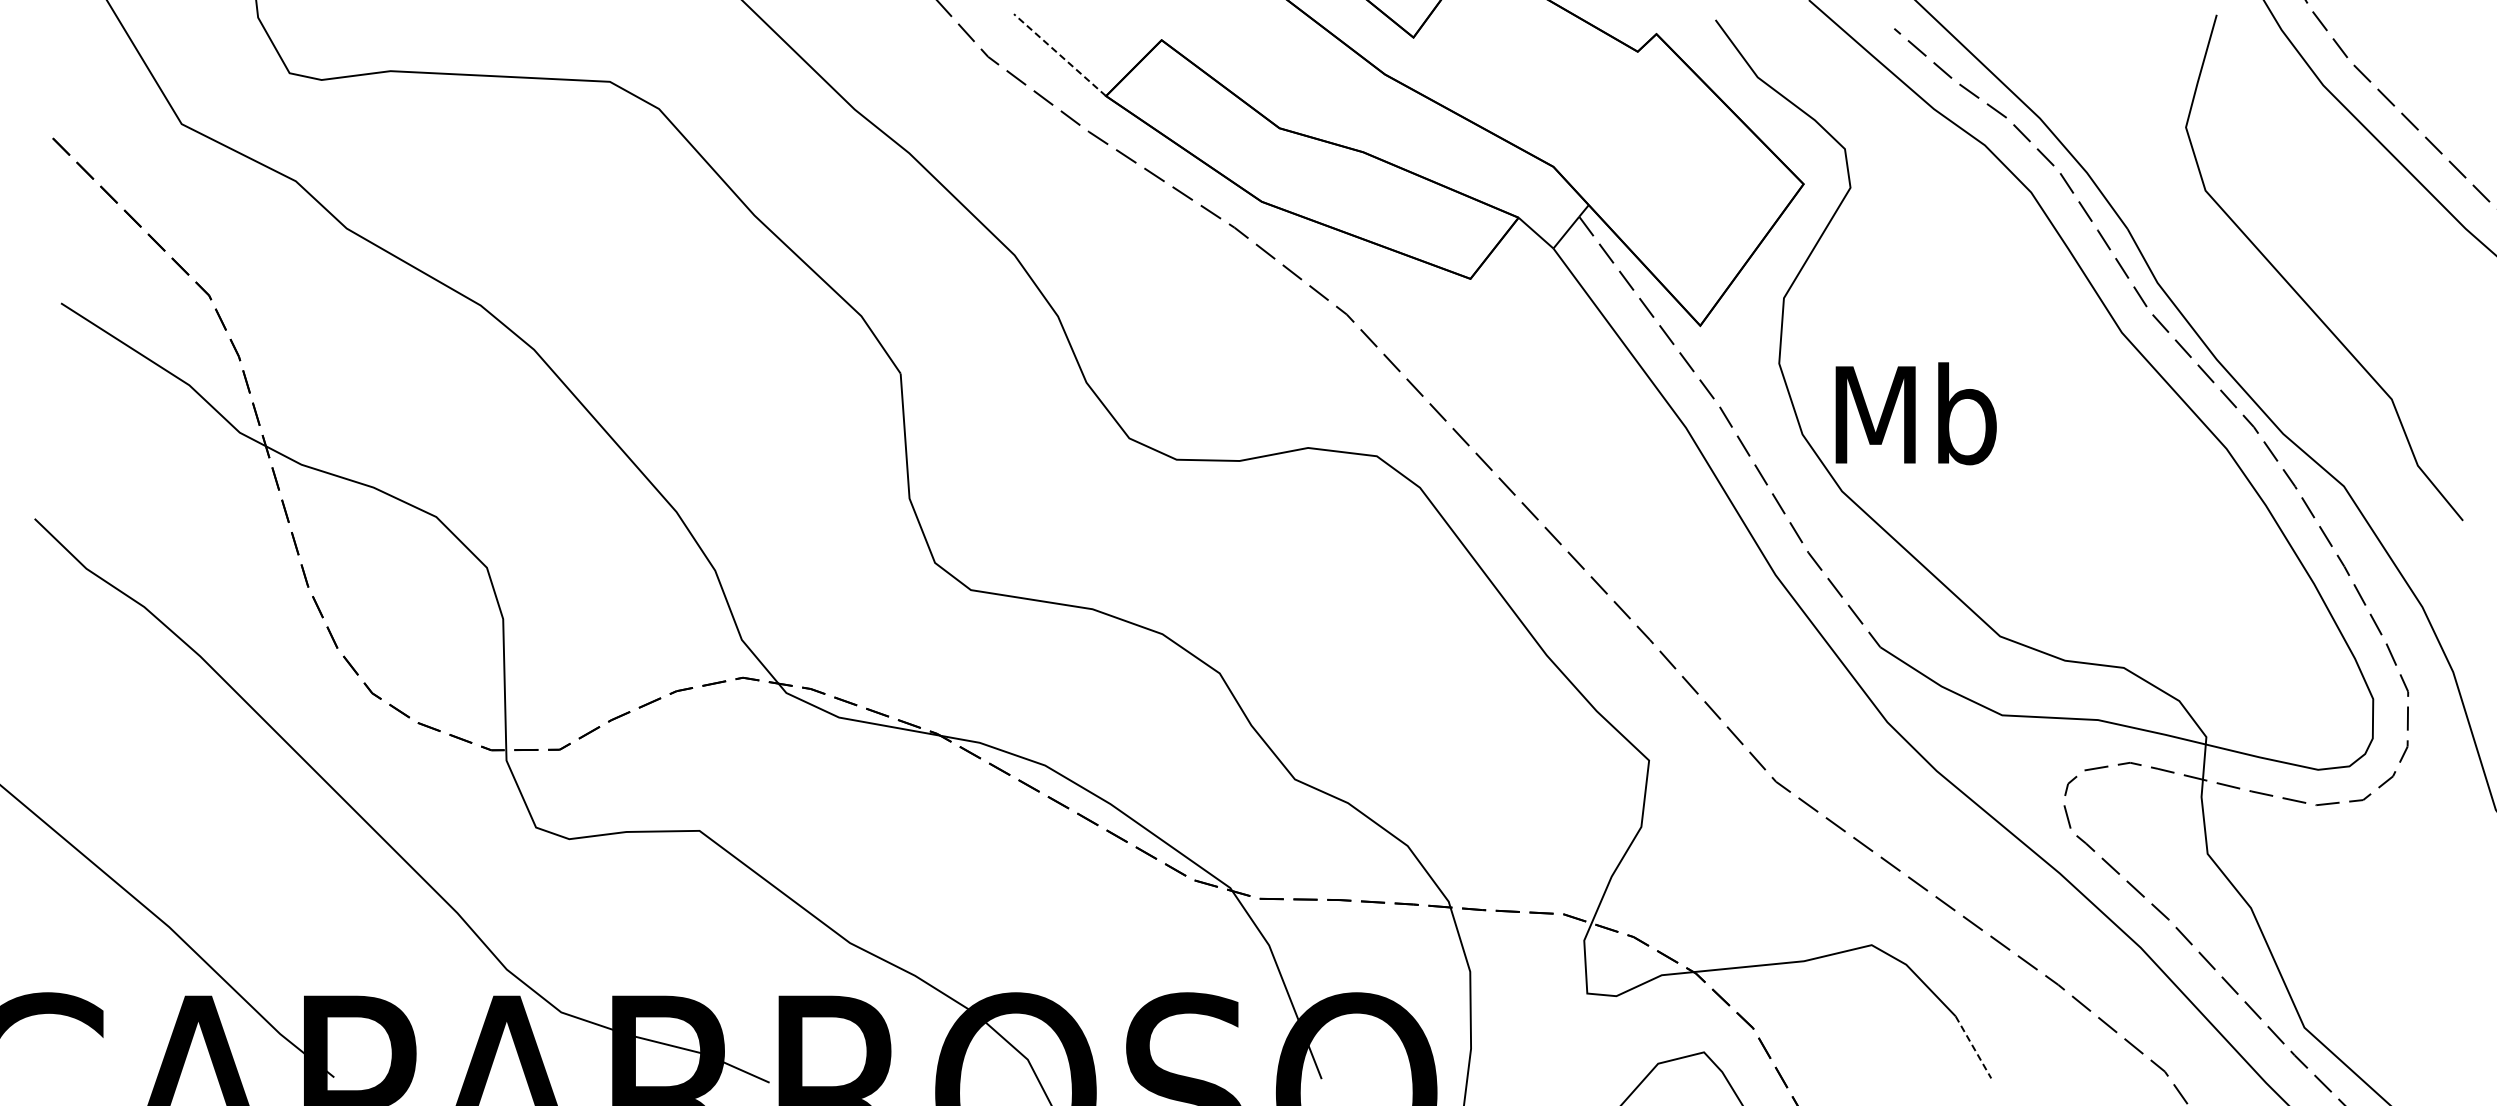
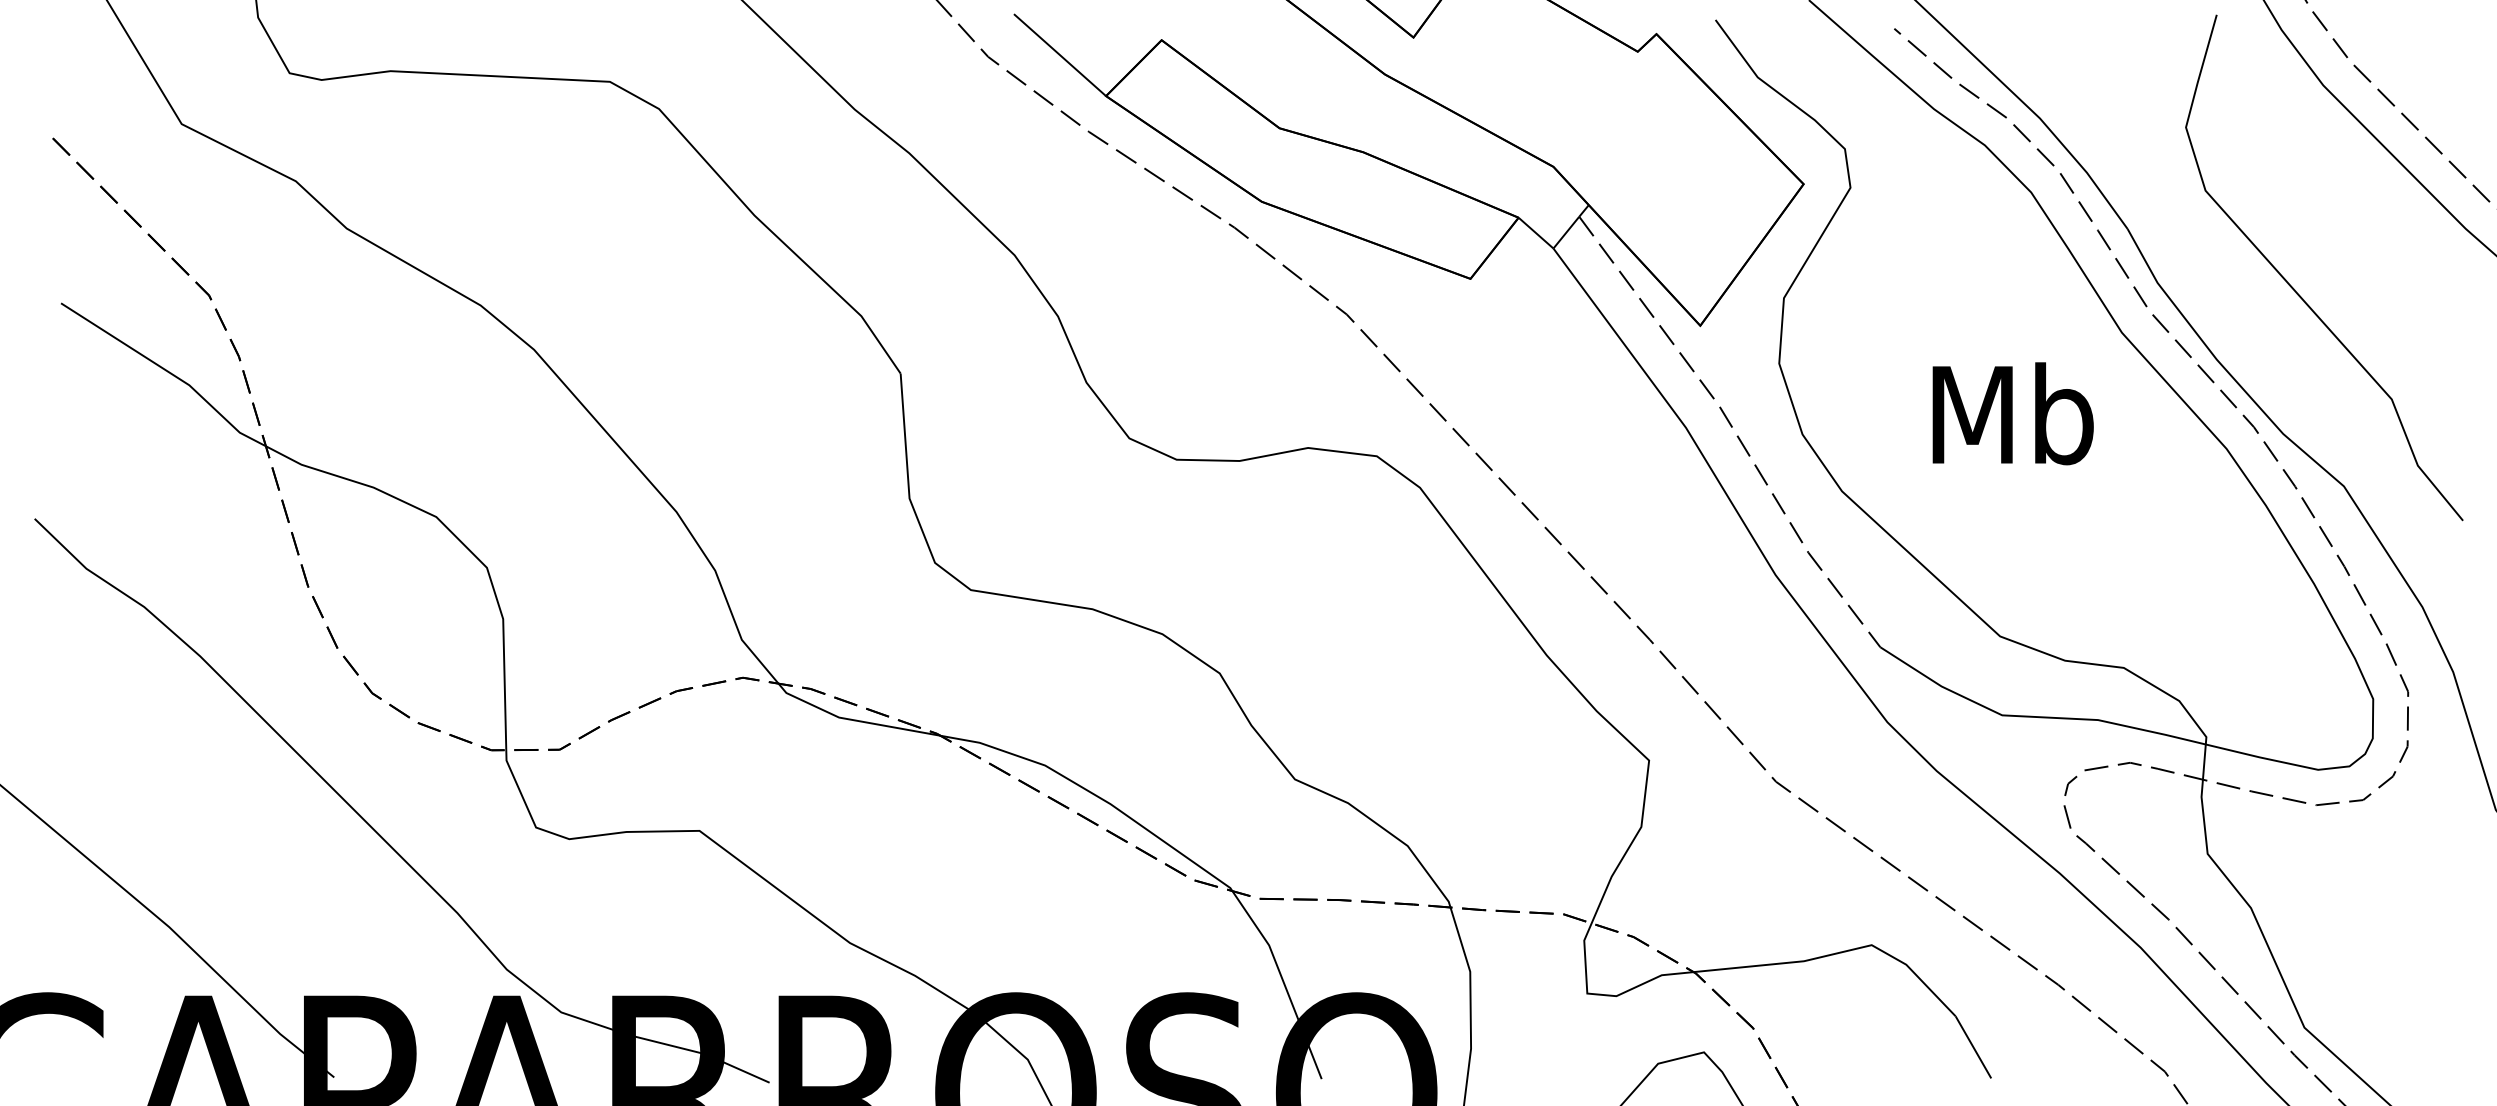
line: dashed -> solid (1060, 55)
text position: (1915, 413) -> (2012, 413) (2012, 413)
line: dashed -> solid (1973, 1047)
